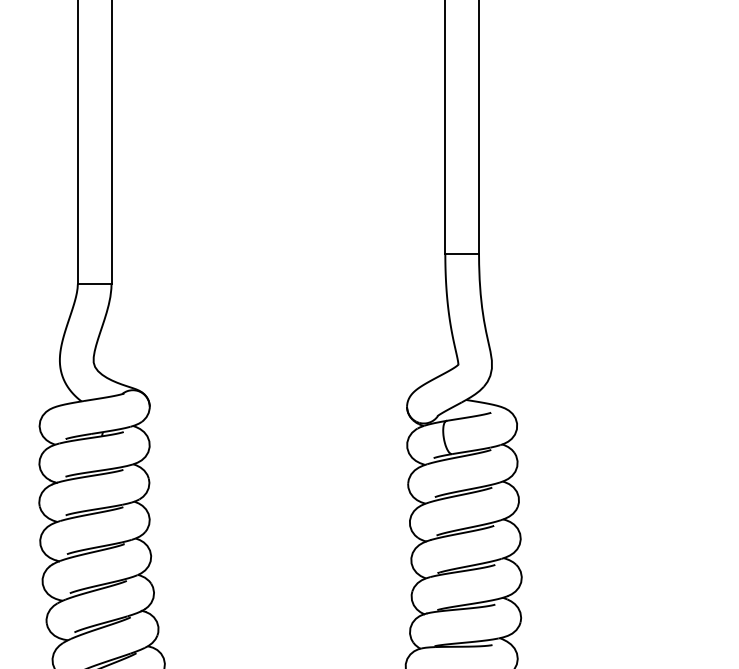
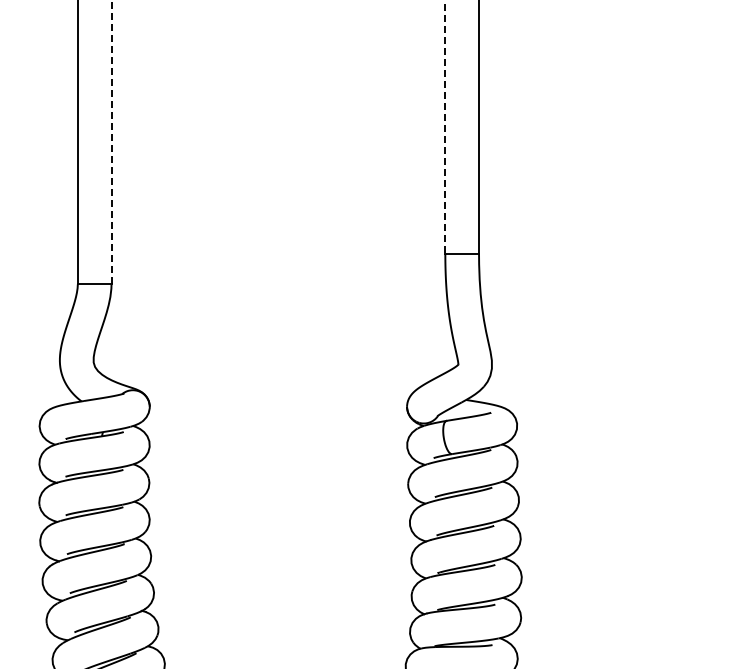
line: solid -> dashed (445, 127)
line: solid -> dashed (111, 142)
